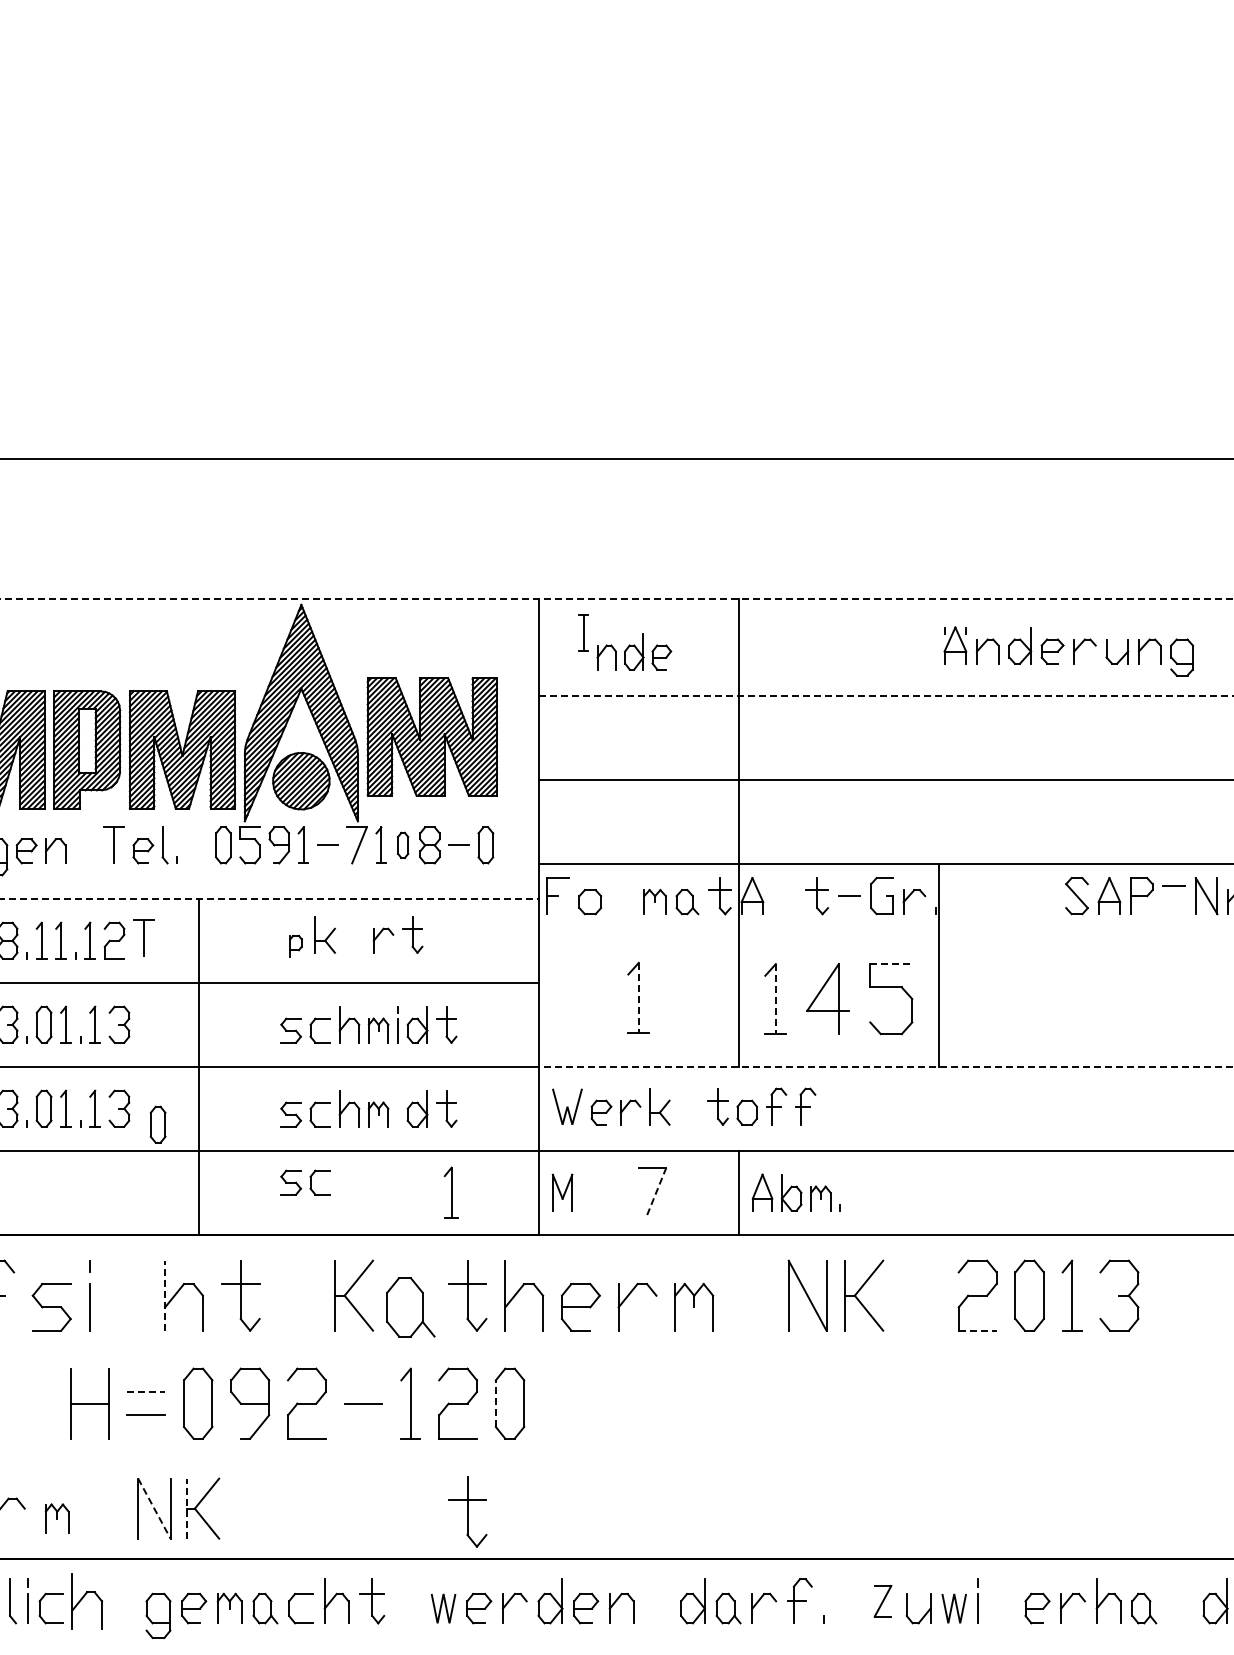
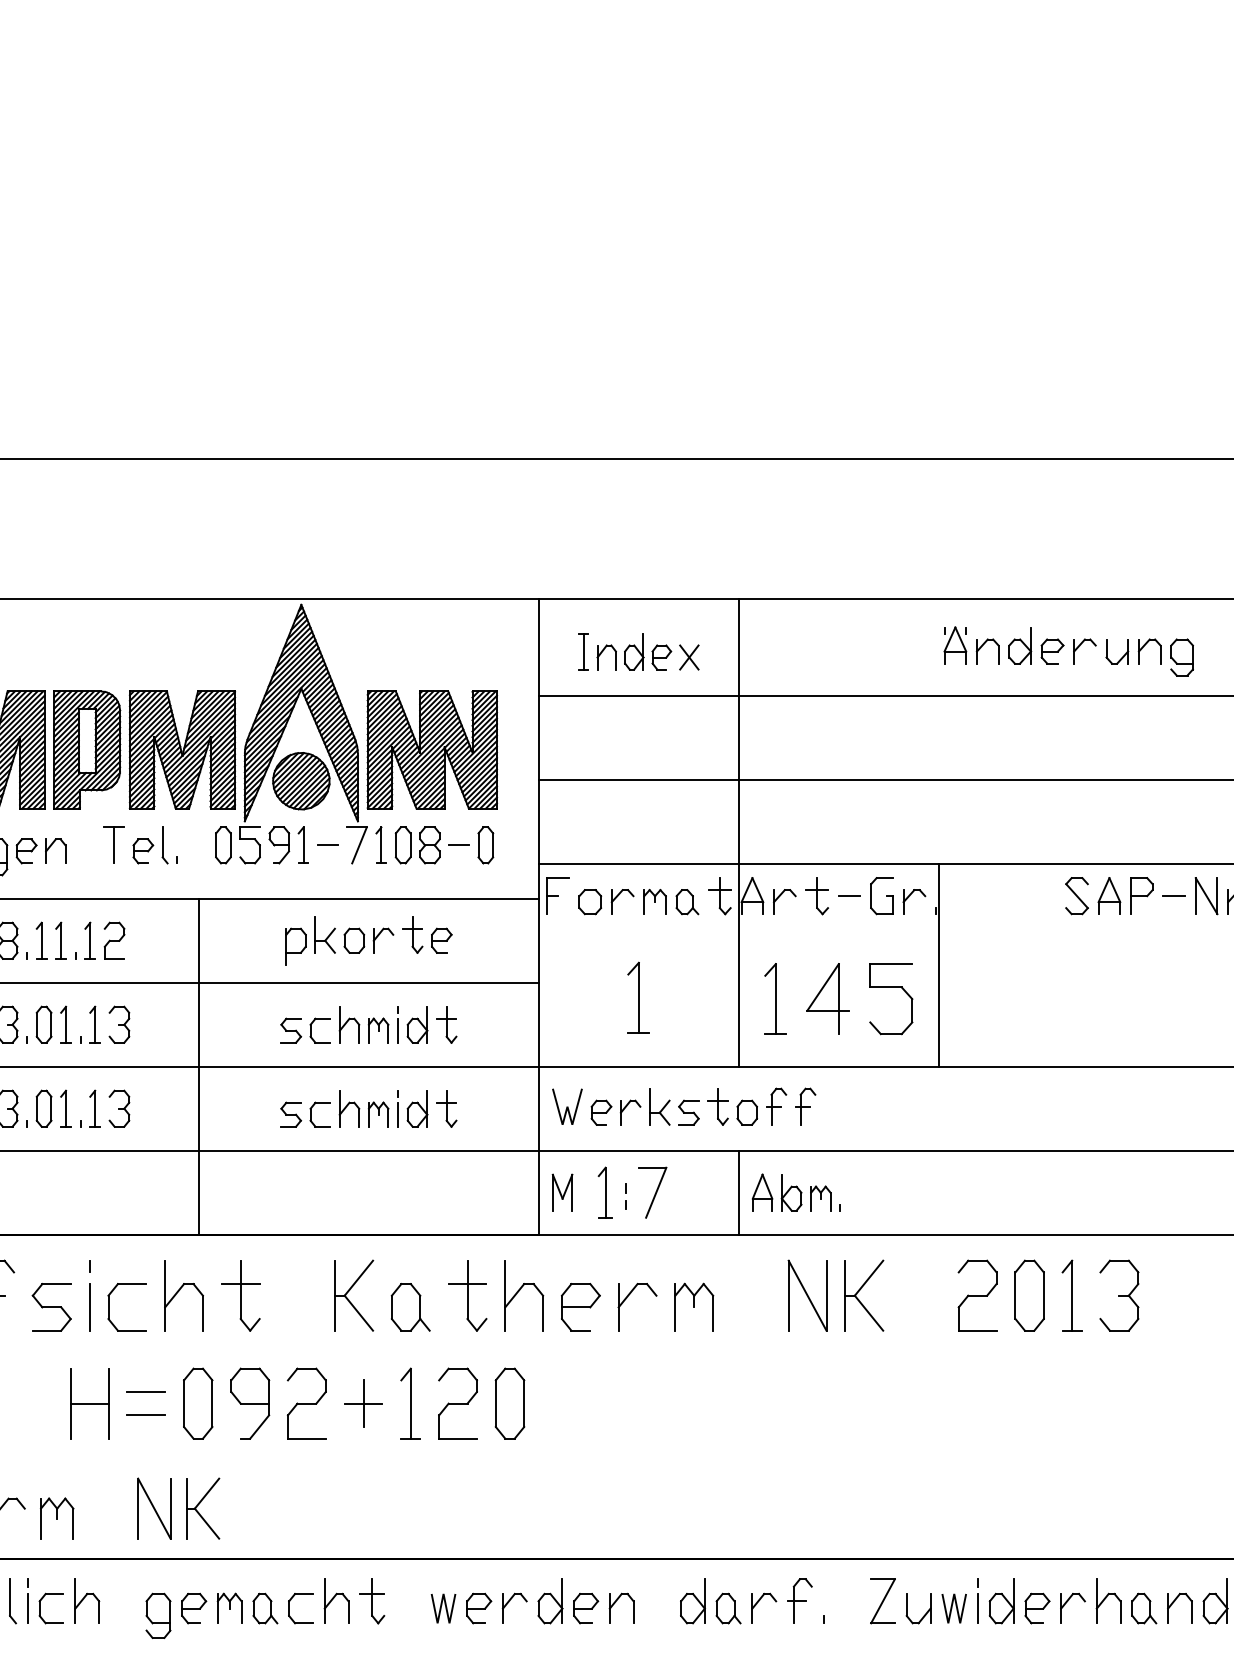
line: dashed -> solid (616, 598)
part position: (583, 632) -> (583, 651) (583, 651)
part: none -> present (689, 657)
line: dashed -> solid (886, 696)
part position: (431, 736) -> (431, 749) (431, 749)
part size: 13x29 px -> 18x39 px (402, 845)
line position: (1173, 885) -> (1173, 895) (1173, 895)
part: none -> present (618, 896)
part: none -> present (780, 896)
line: dashed -> solid (269, 898)
part: present -> none (143, 937)
part: none -> present (354, 940)
part: none -> present (441, 940)
part size: 14x24 px -> 22x39 px (295, 946)
line: dashed -> solid (891, 964)
line: dashed -> solid (638, 997)
line: dashed -> solid (775, 999)
line: dashed -> solid (885, 1066)
line: none -> present (397, 1108)
part: none -> present (688, 1112)
part: present -> none (157, 1124)
part: present -> none (305, 1182)
part position: (450, 1192) -> (604, 1192) (604, 1192)
line: dashed -> solid (656, 1192)
line: none -> present (625, 1193)
line: dashed -> solid (165, 1295)
part: none -> present (109, 1307)
part size: 50x61 px -> 41x49 px (410, 1307)
line: dashed -> solid (977, 1330)
line: dashed -> solid (146, 1392)
line: none -> present (363, 1403)
line: dashed -> solid (495, 1403)
line: dashed -> solid (186, 1508)
line: dashed -> solid (154, 1509)
part: present -> none (467, 1511)
part size: 26x31 px -> 35x43 px (57, 1518)
part size: 33x57 px -> 27x46 px (87, 1600)
part size: 20x33 px -> 26x47 px (882, 1601)
part: none -> present (1001, 1601)
part: none -> present (1174, 1602)
